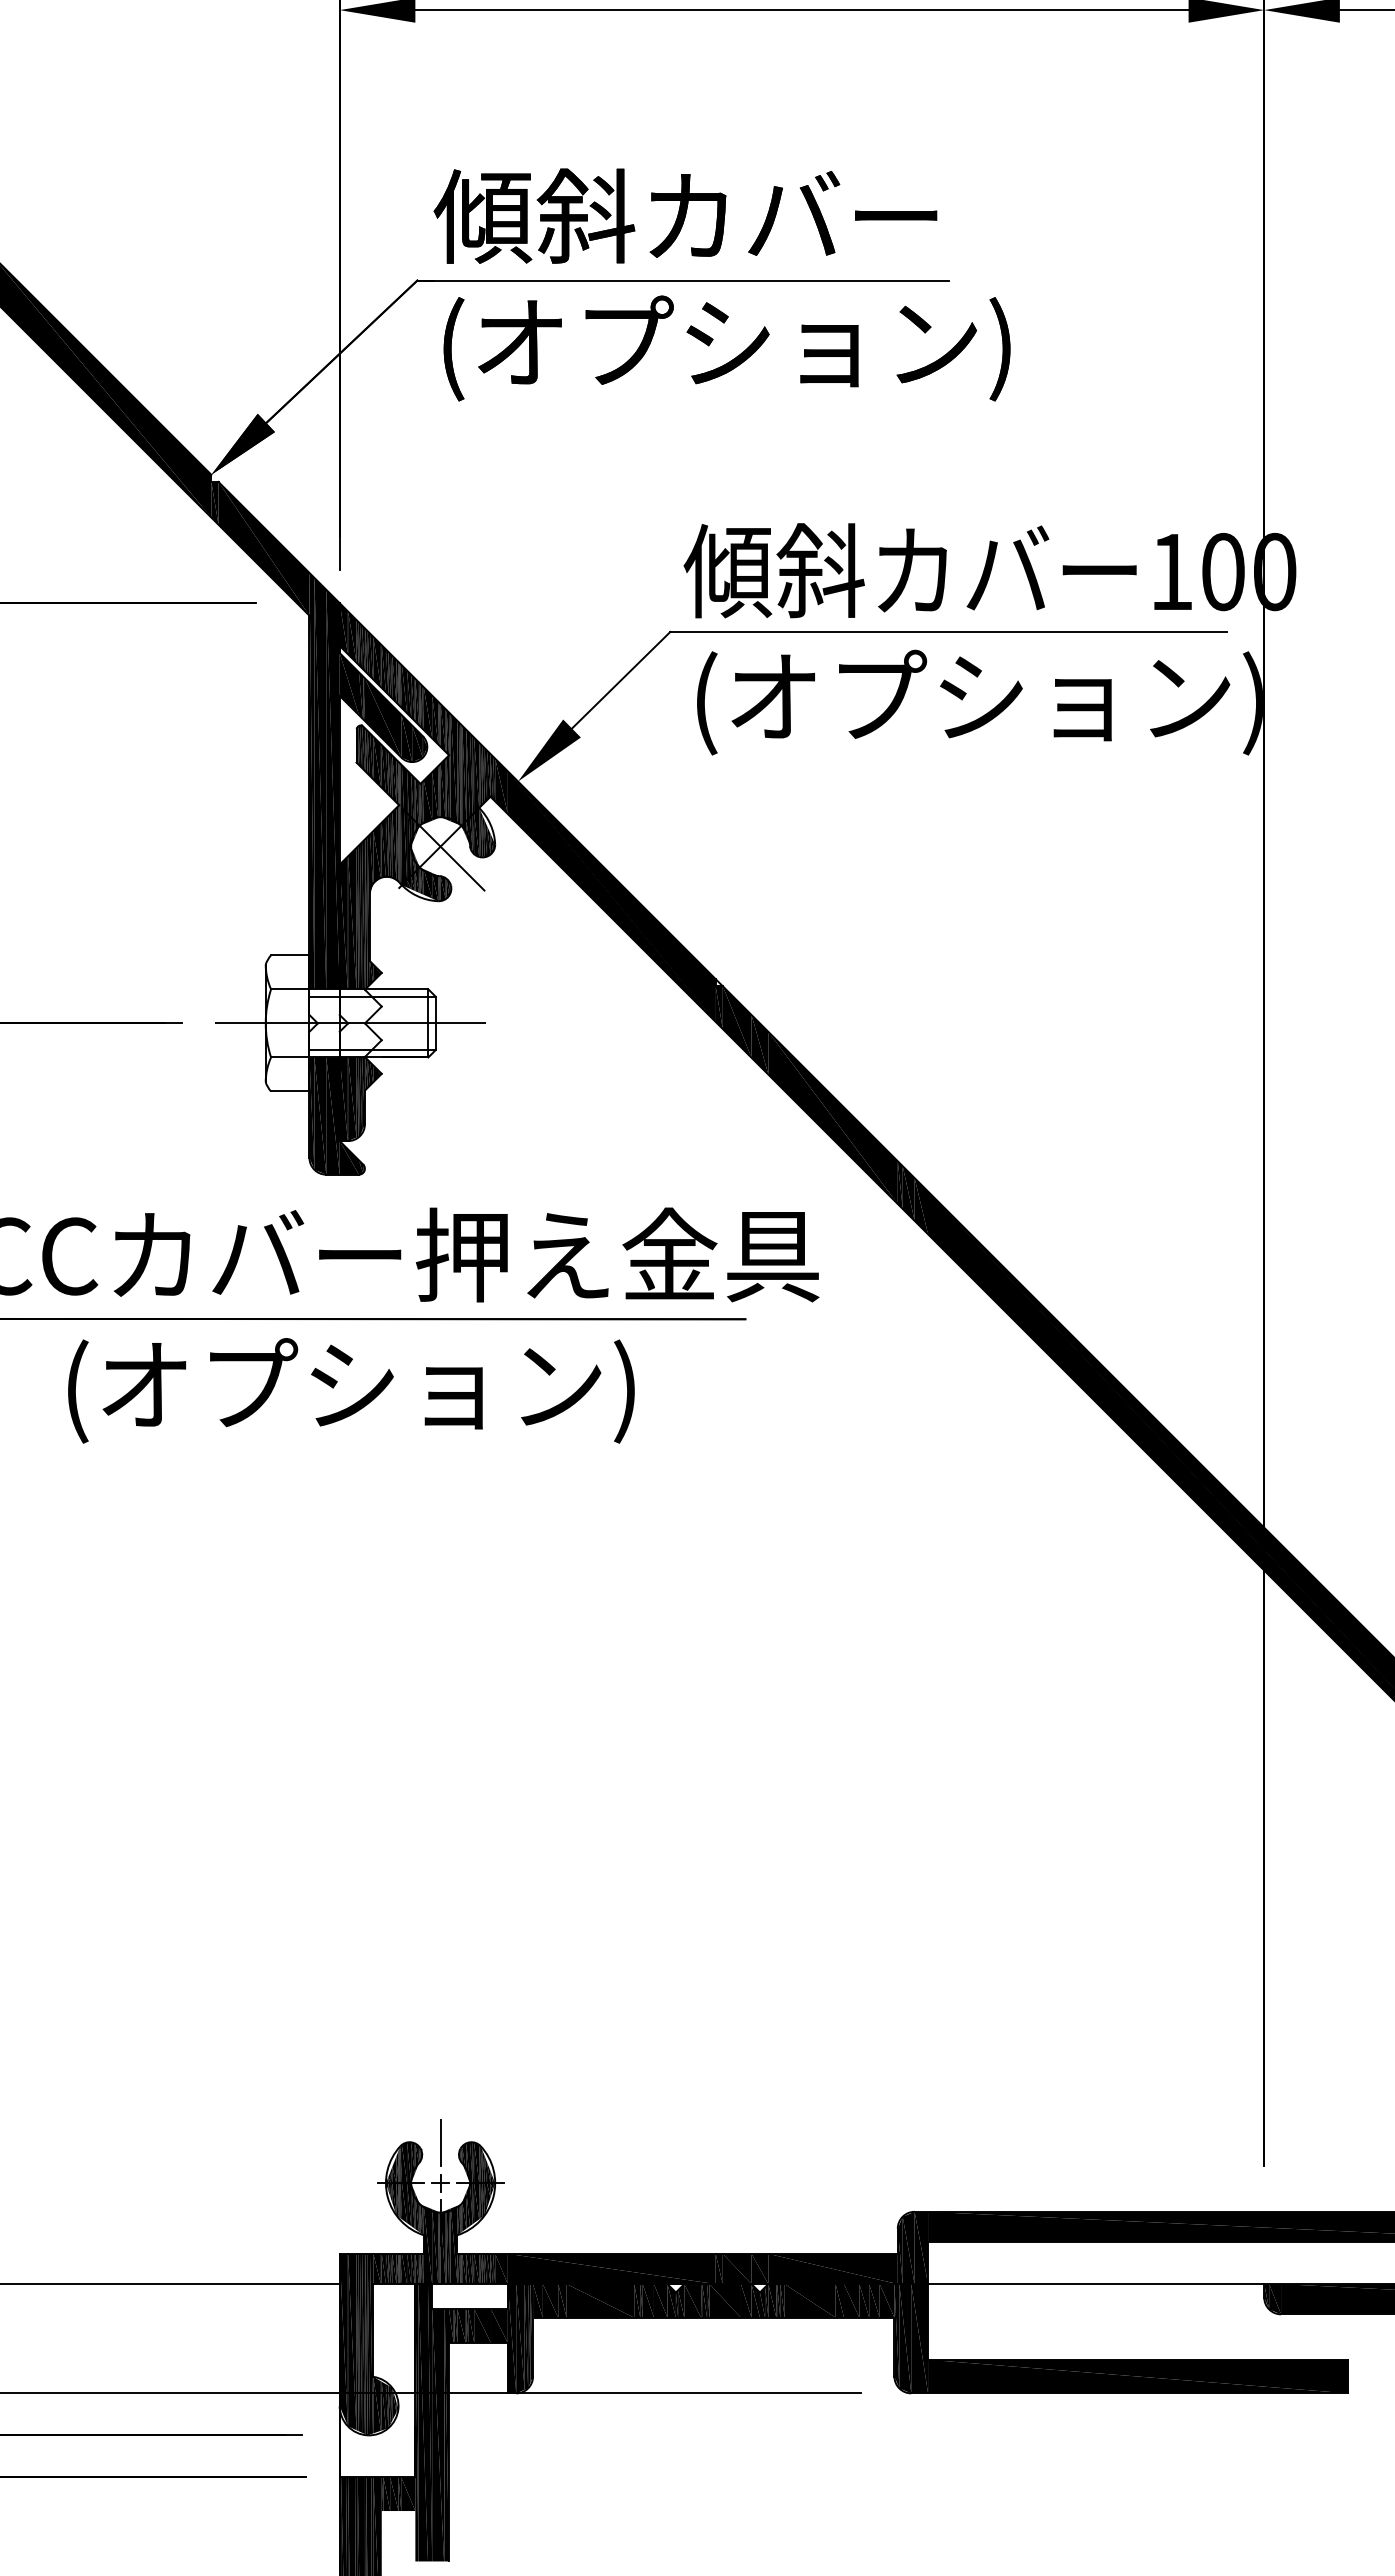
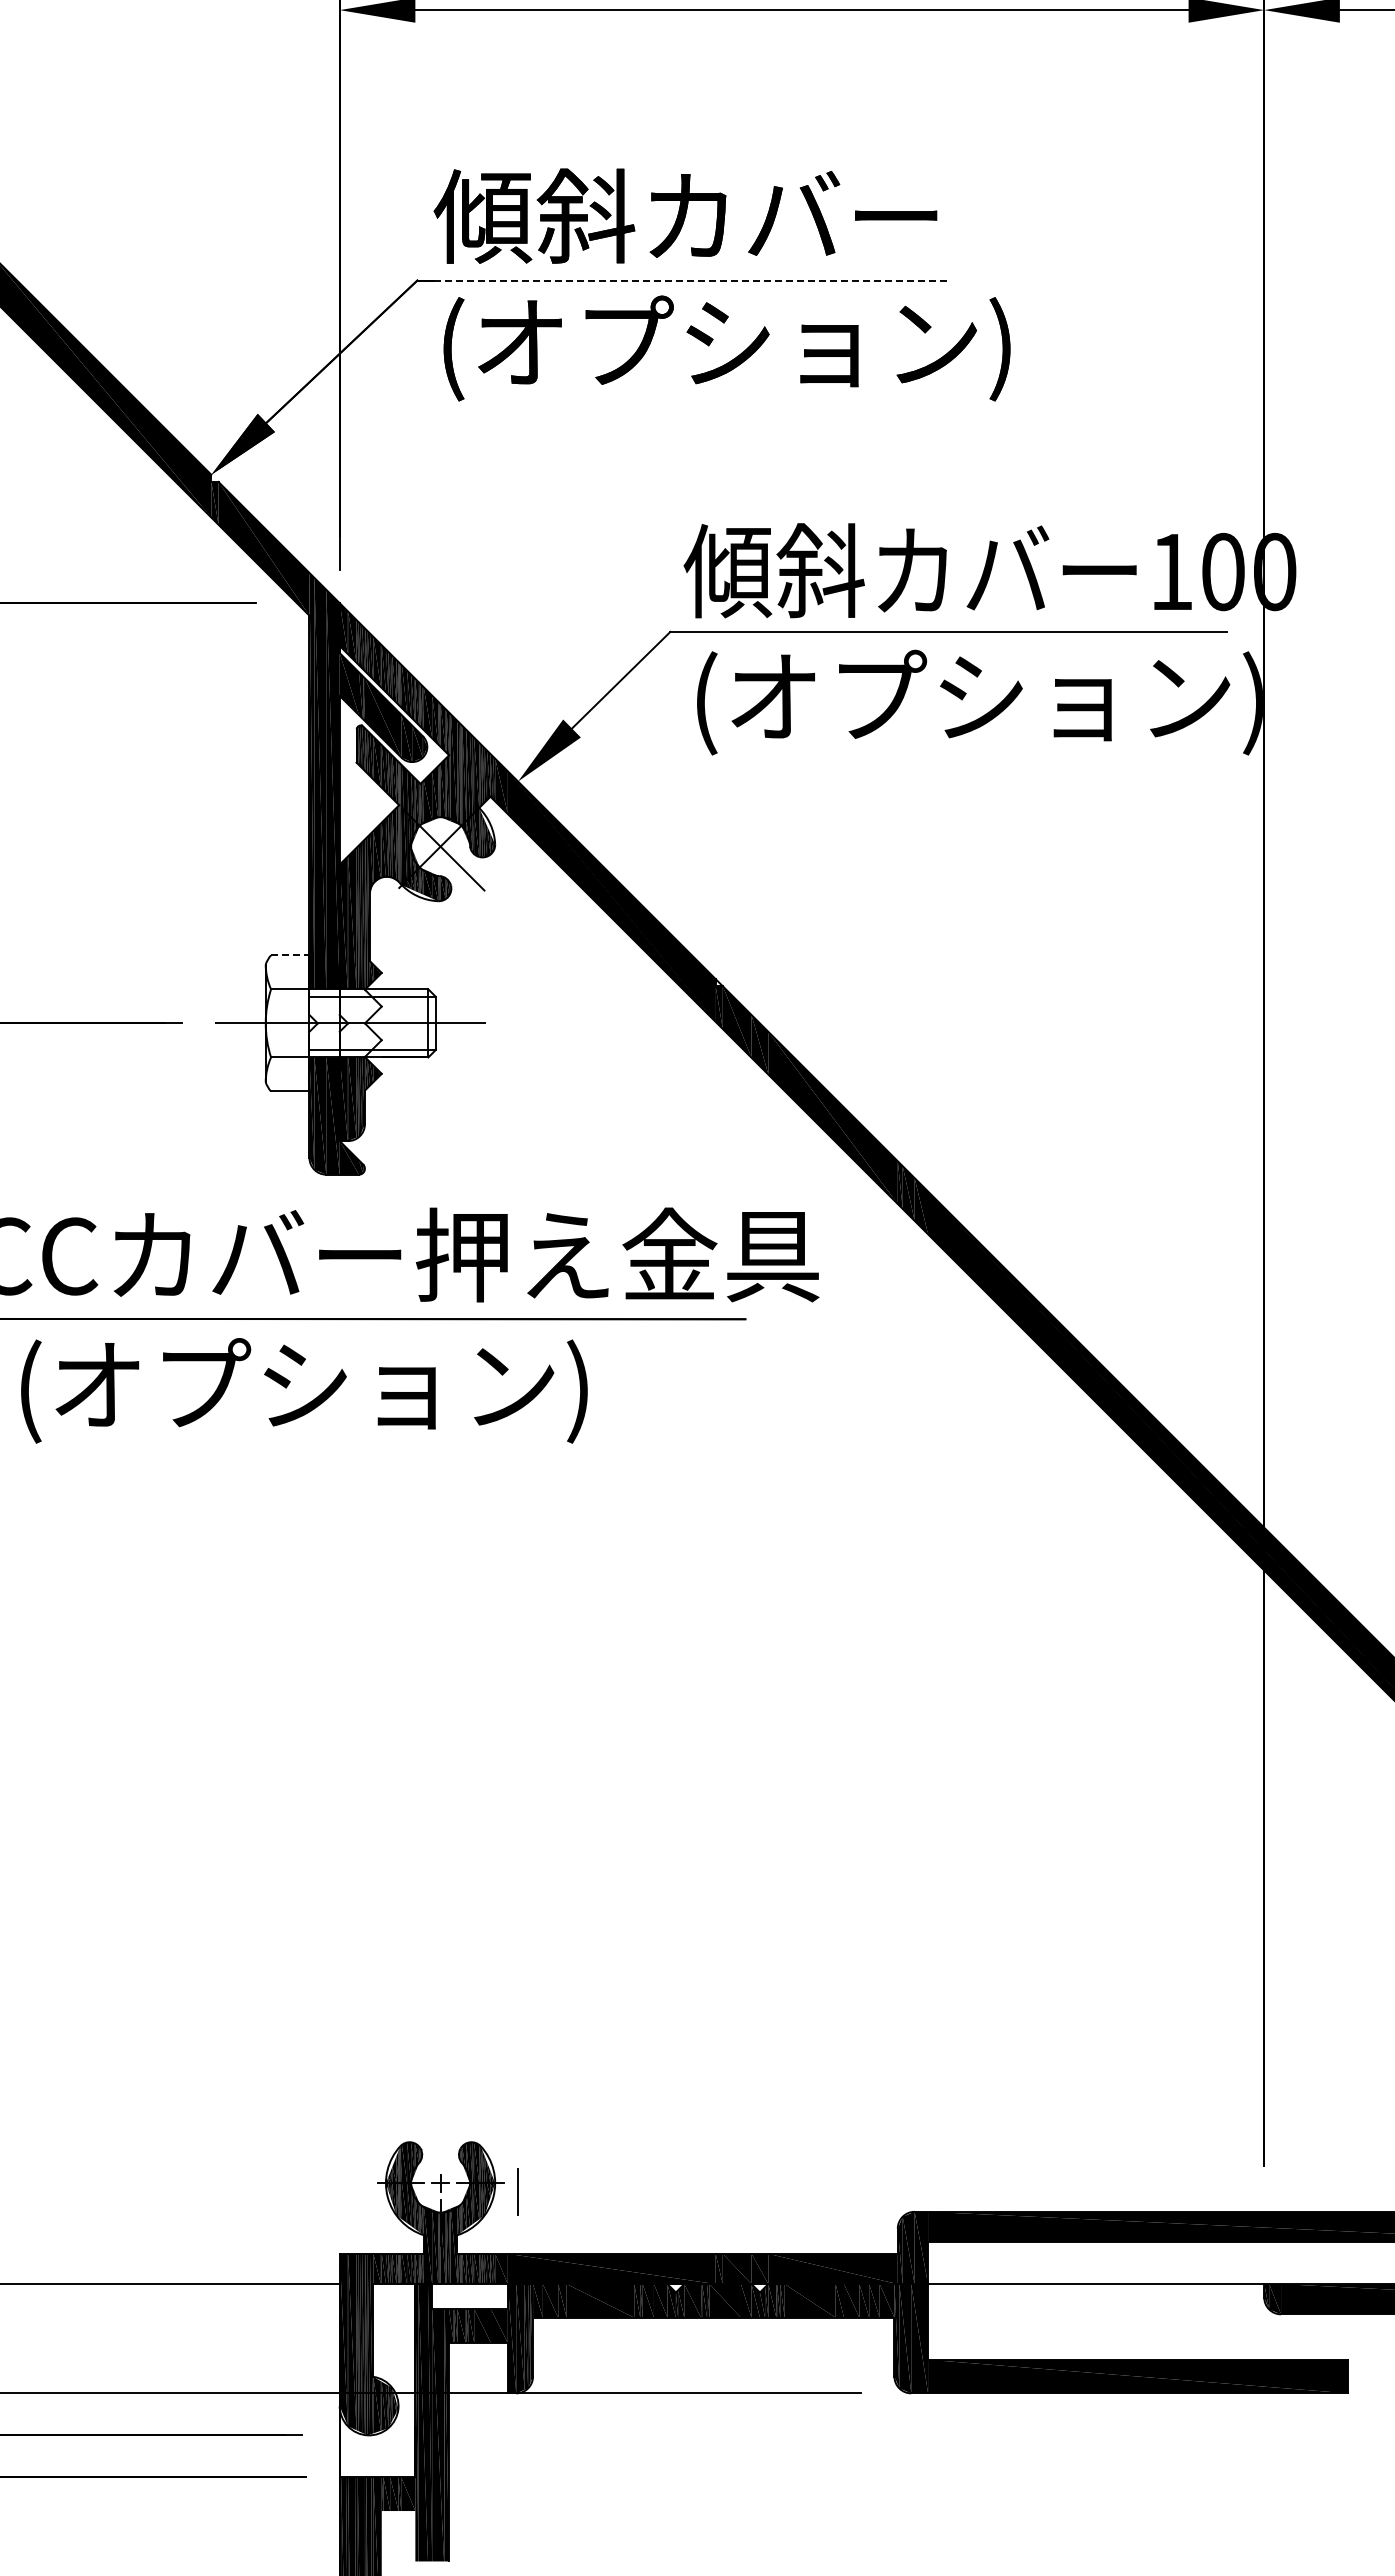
line: solid -> dashed (691, 280)
line: solid -> dashed (290, 955)
text position: (351, 1390) -> (304, 1390) (304, 1390)
line position: (440, 2142) -> (517, 2191) (517, 2191)
